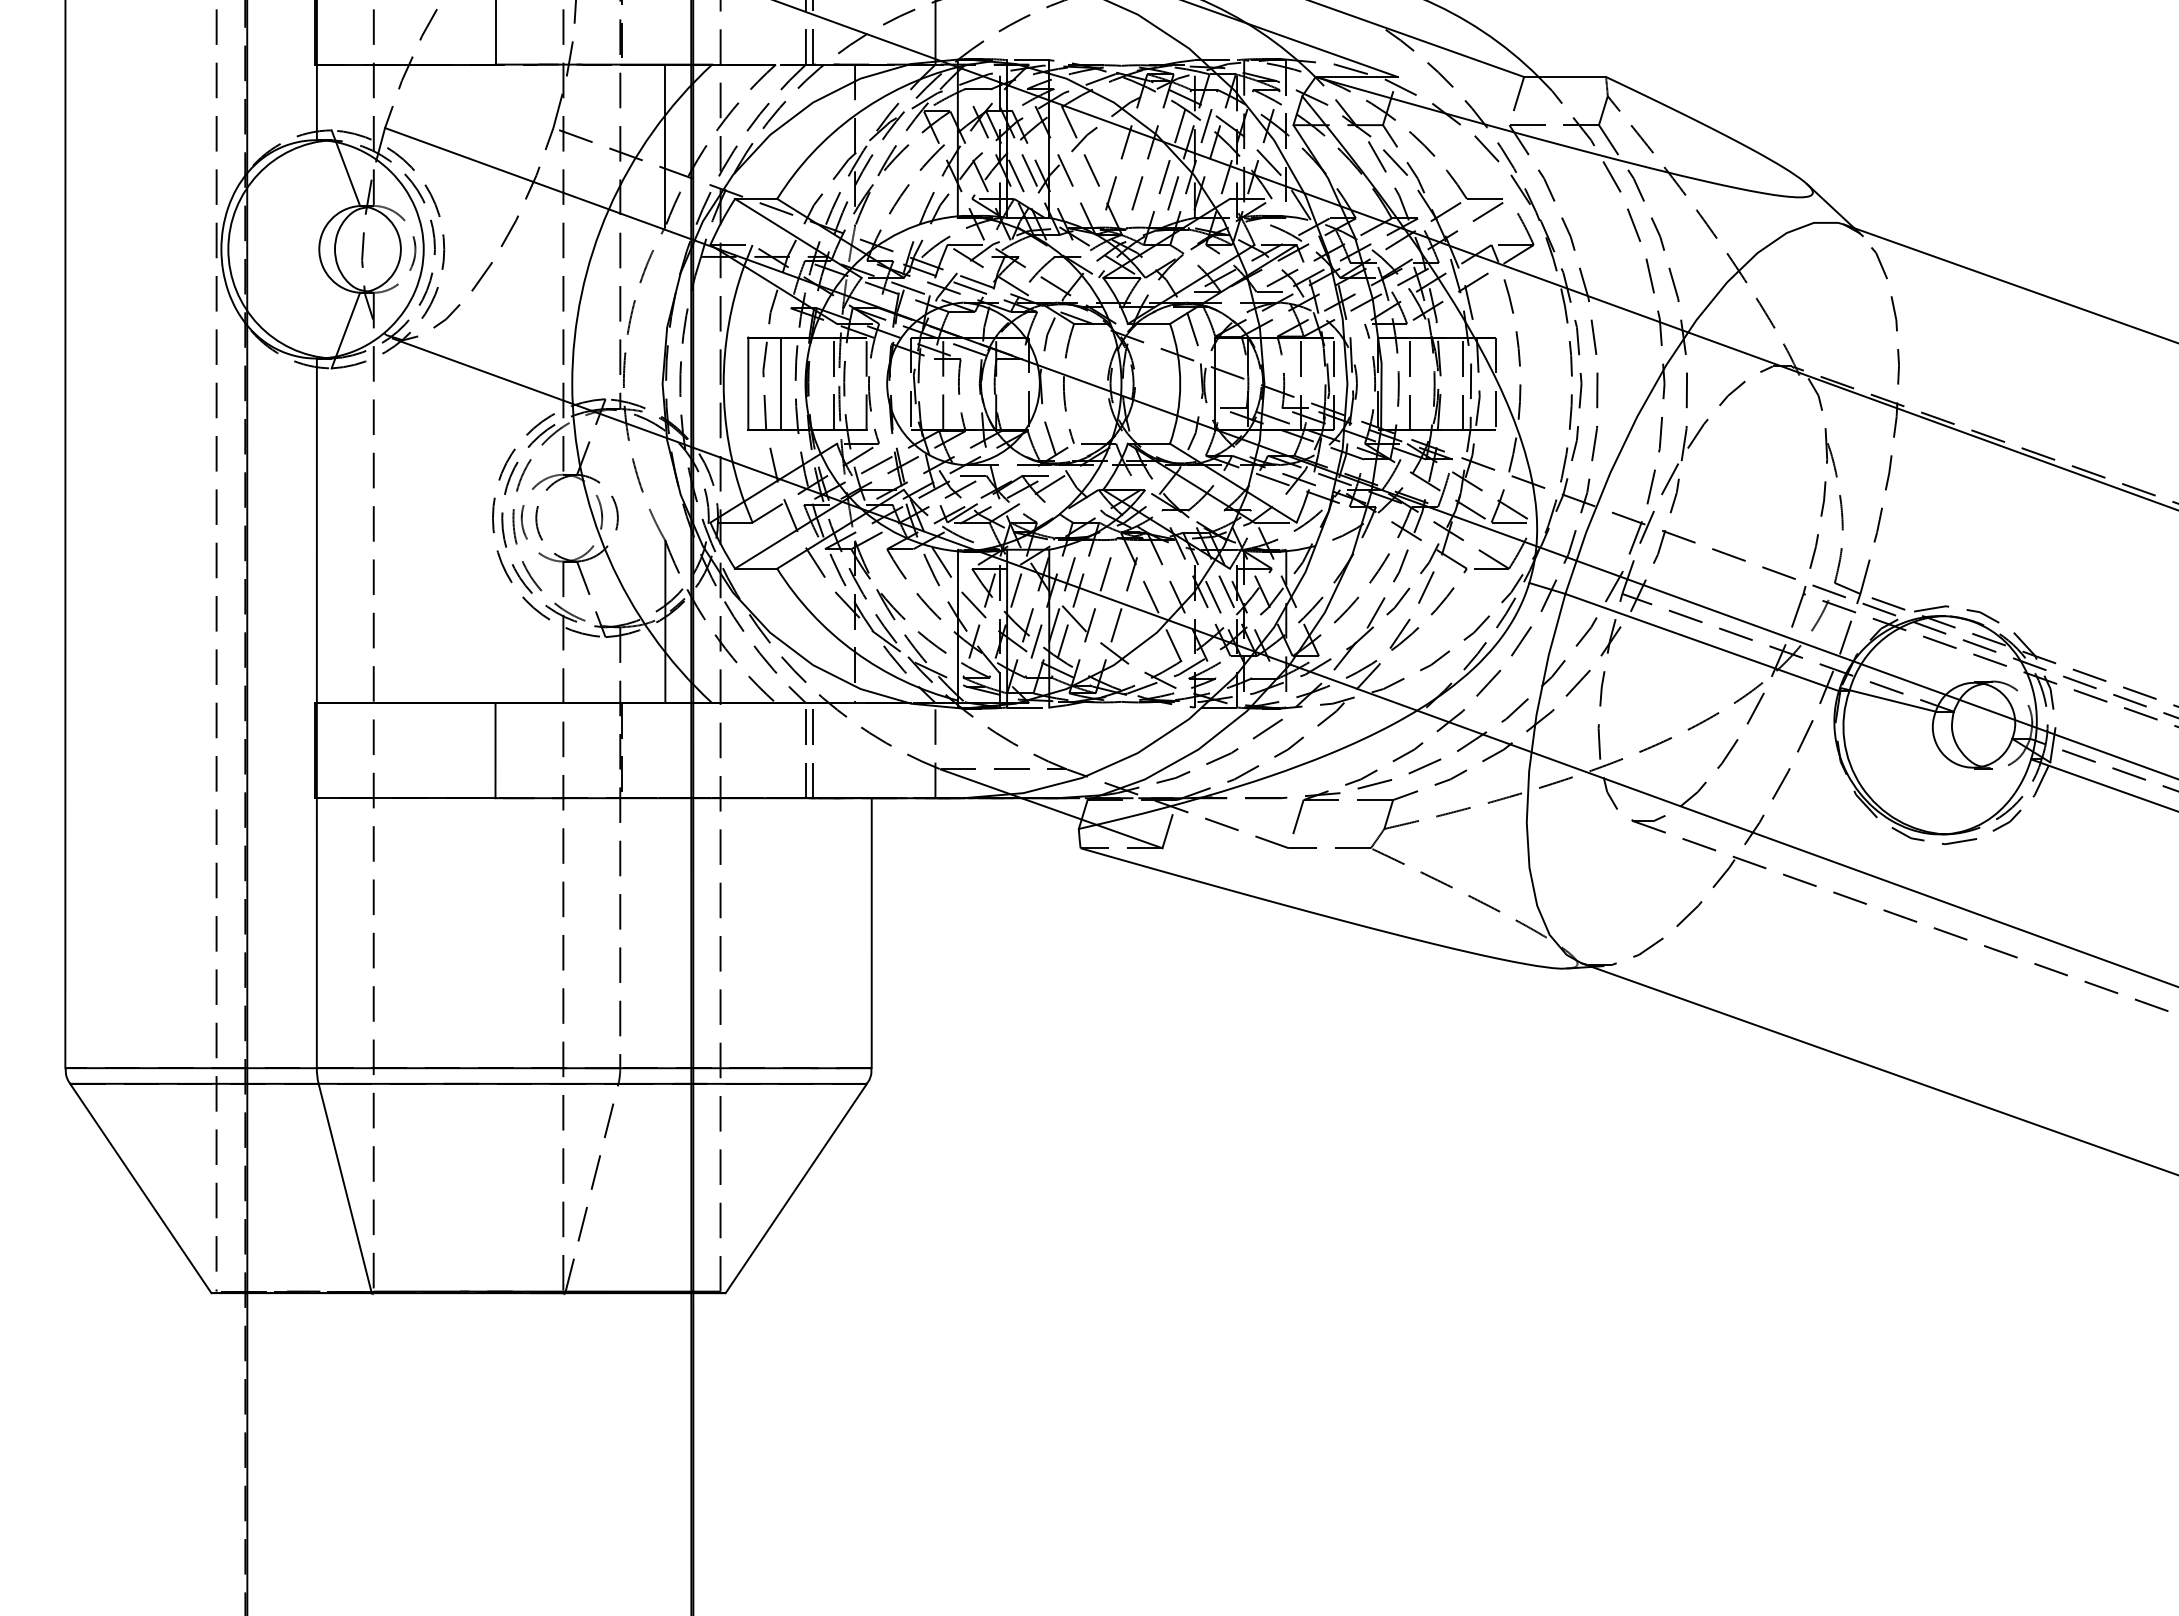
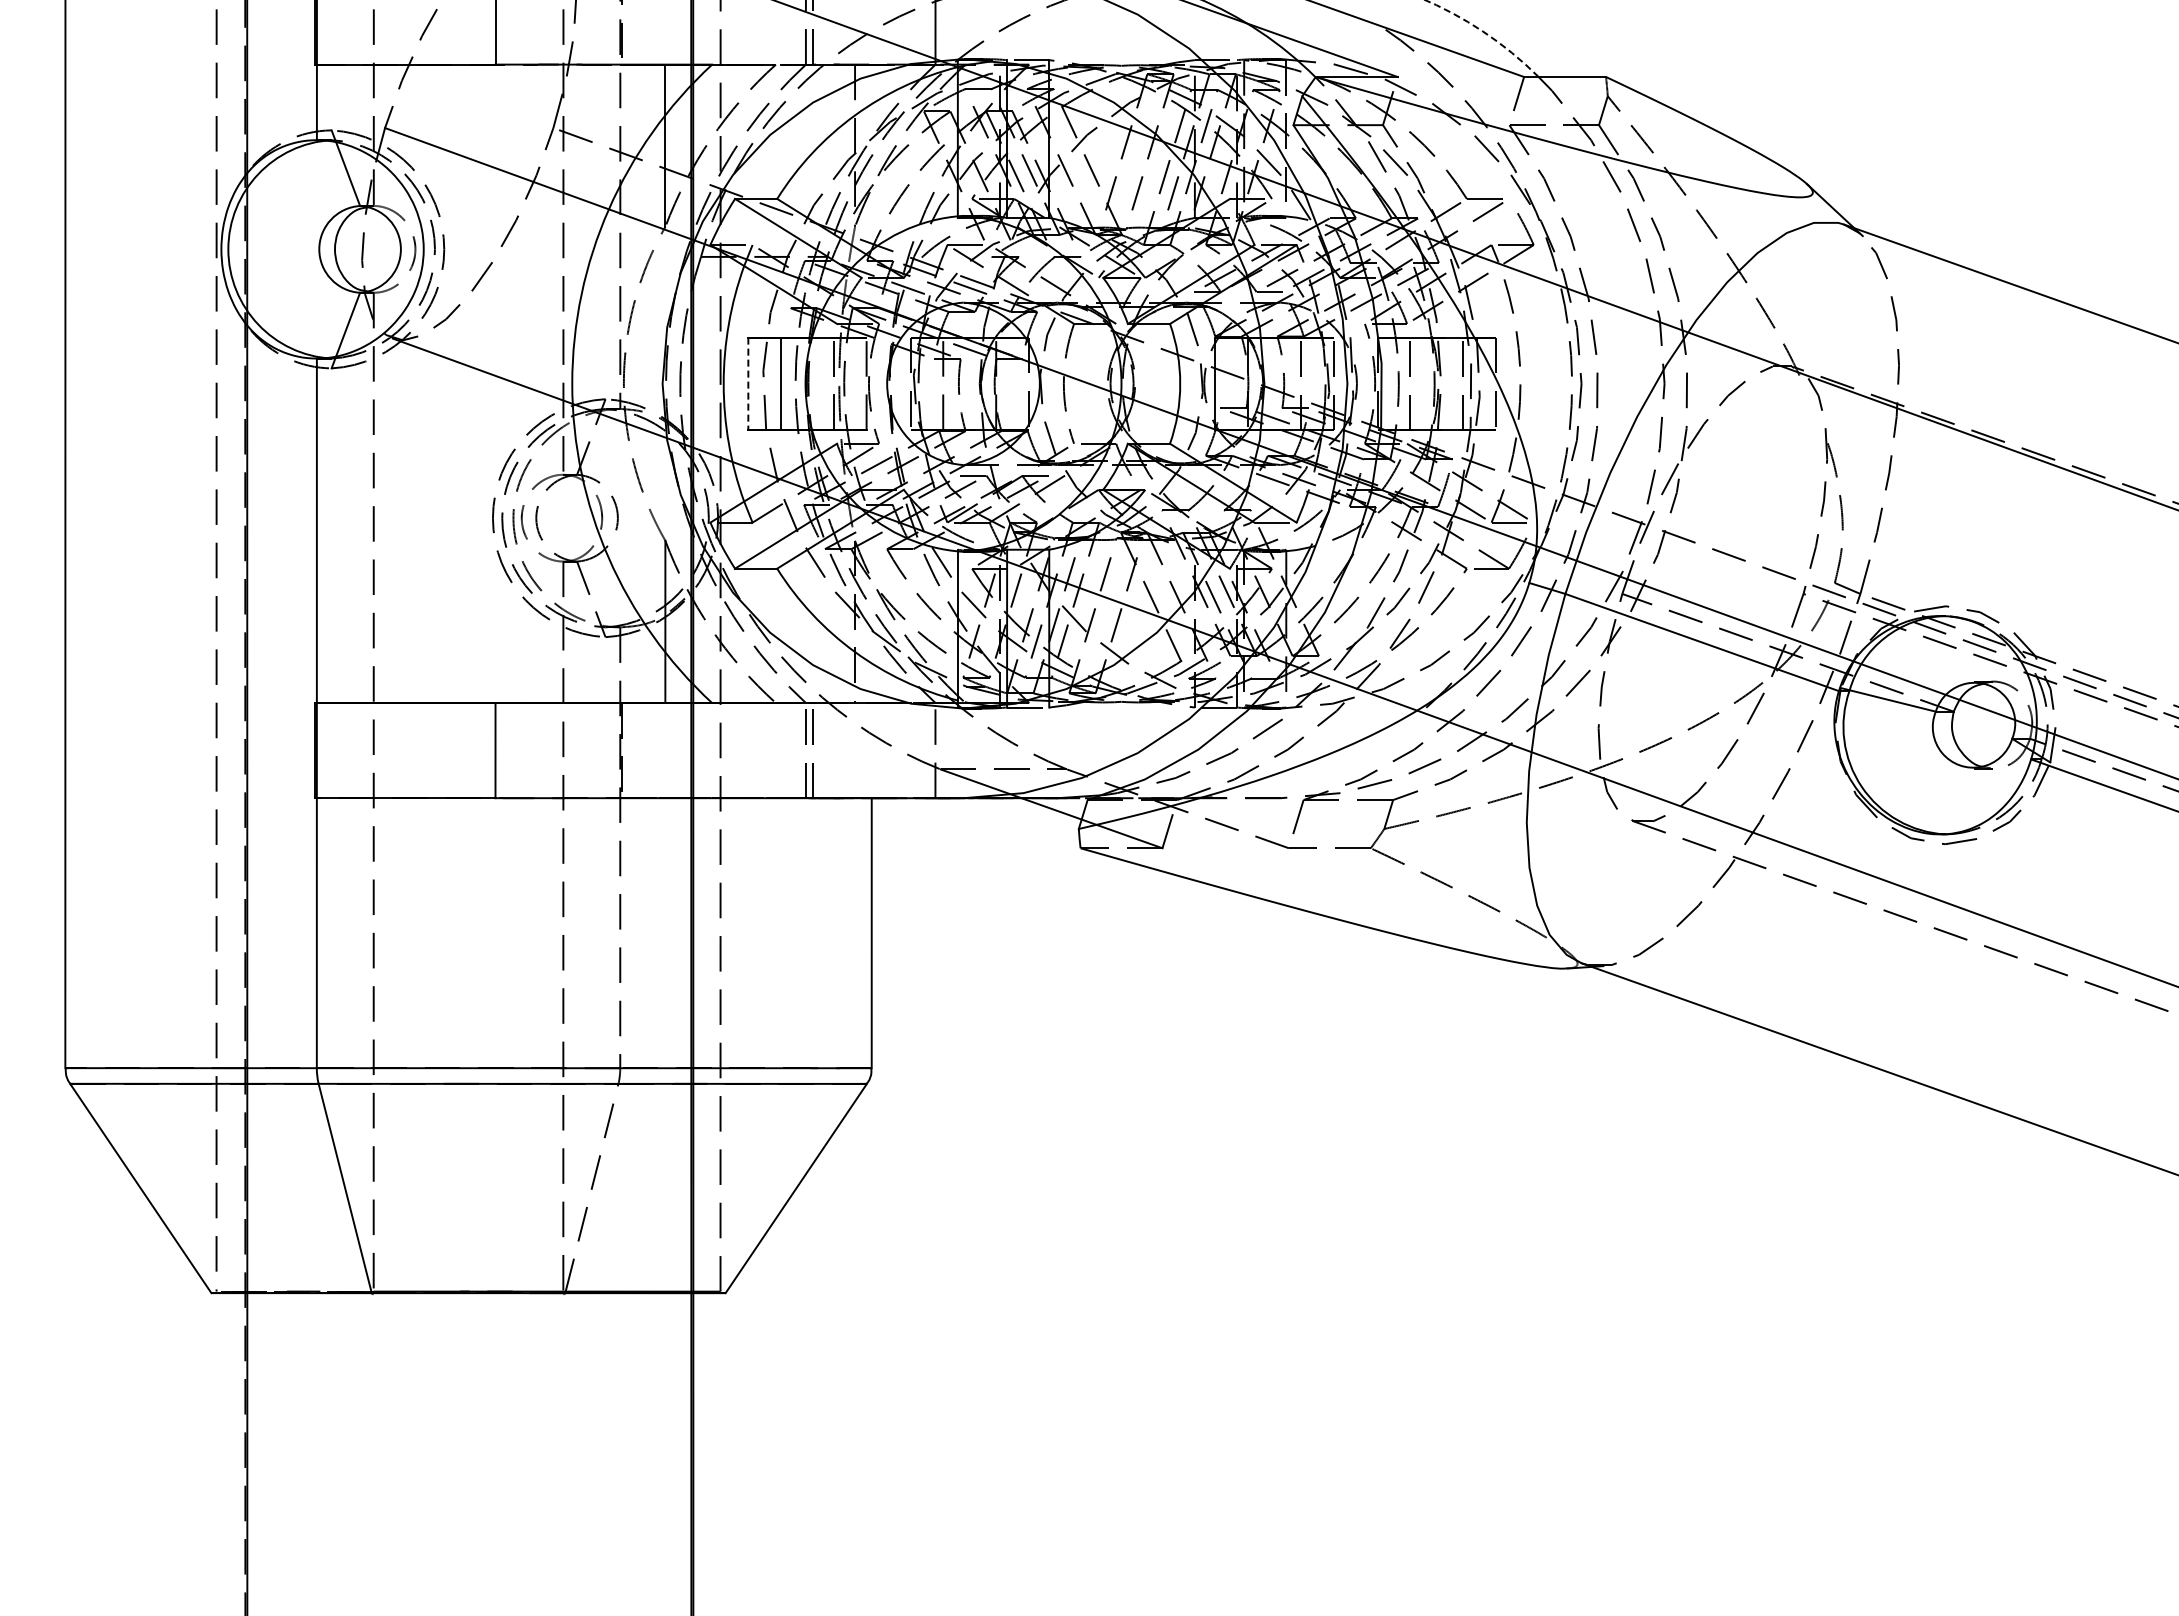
arc: solid -> dashed (1485, 33)
line: solid -> dashed (748, 384)
